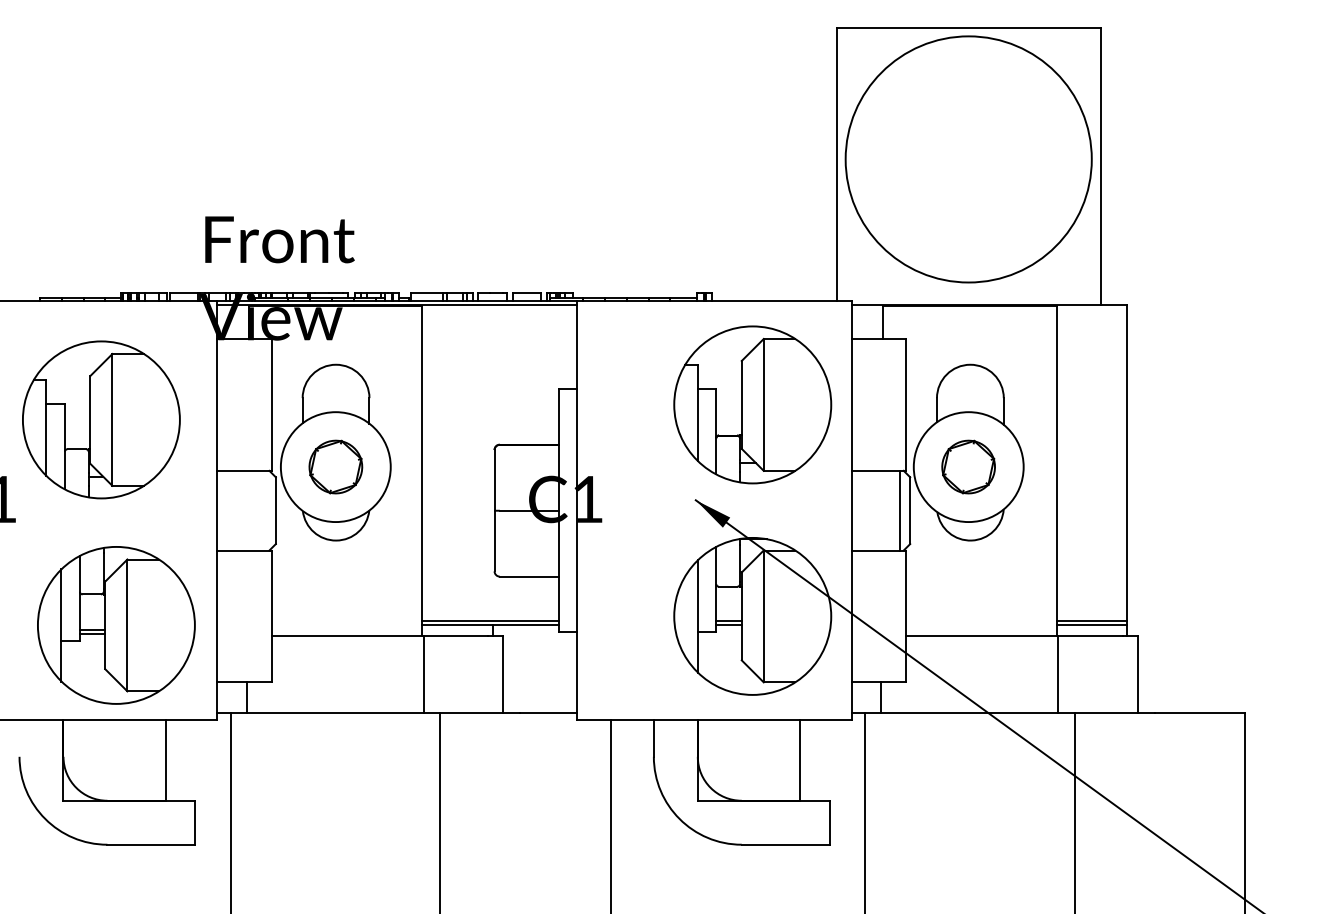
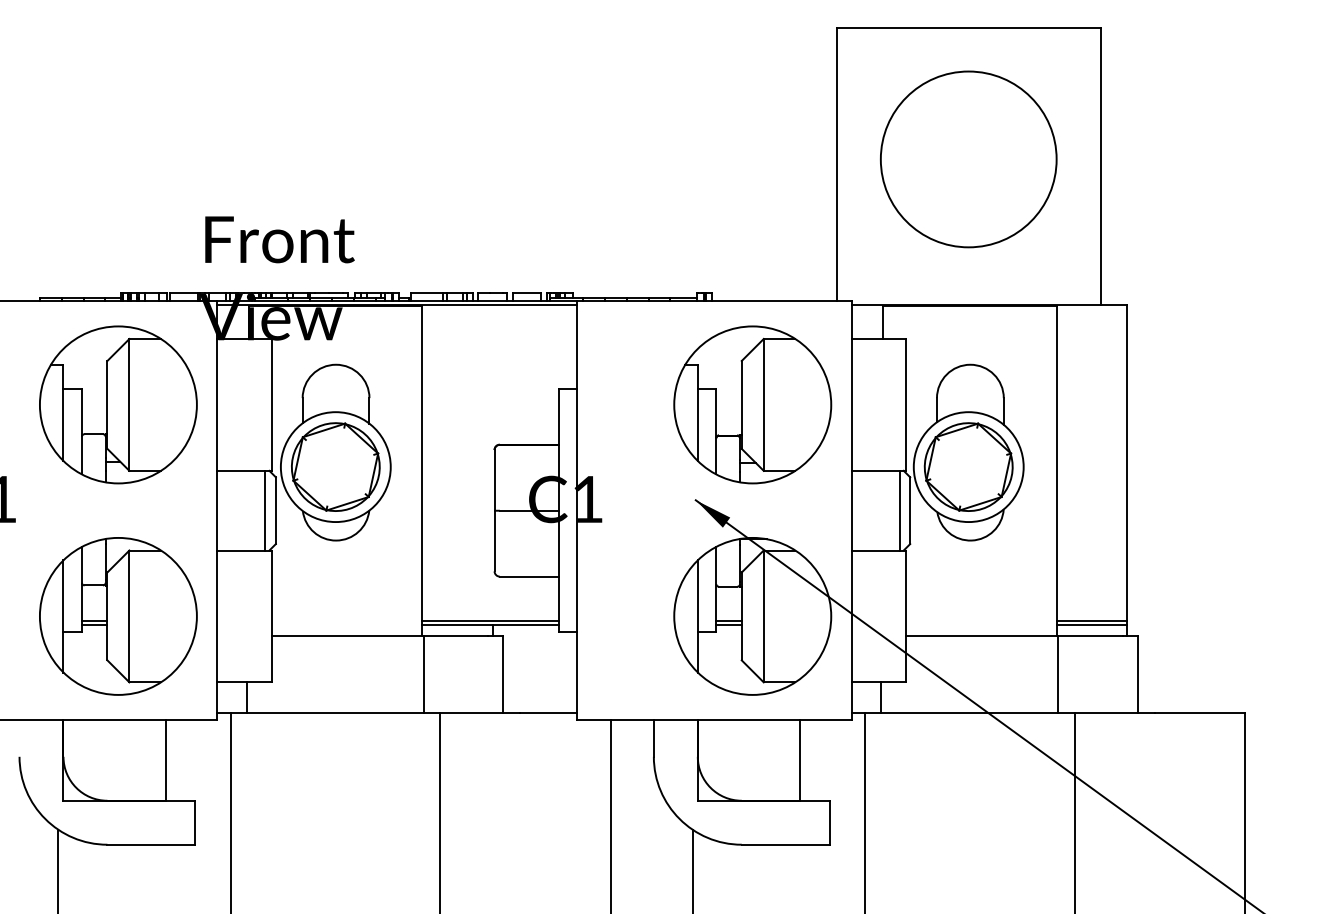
circle diameter: 246 px -> 176 px (968, 159)
part position: (101, 419) -> (118, 404) (118, 404)
part size: 56x56 px -> 90x90 px (335, 466)
part size: 55x56 px -> 91x90 px (968, 466)
line: none -> present (265, 510)
part position: (116, 625) -> (118, 616) (118, 616)
line: none -> present (58, 869)
line: none -> present (692, 869)
